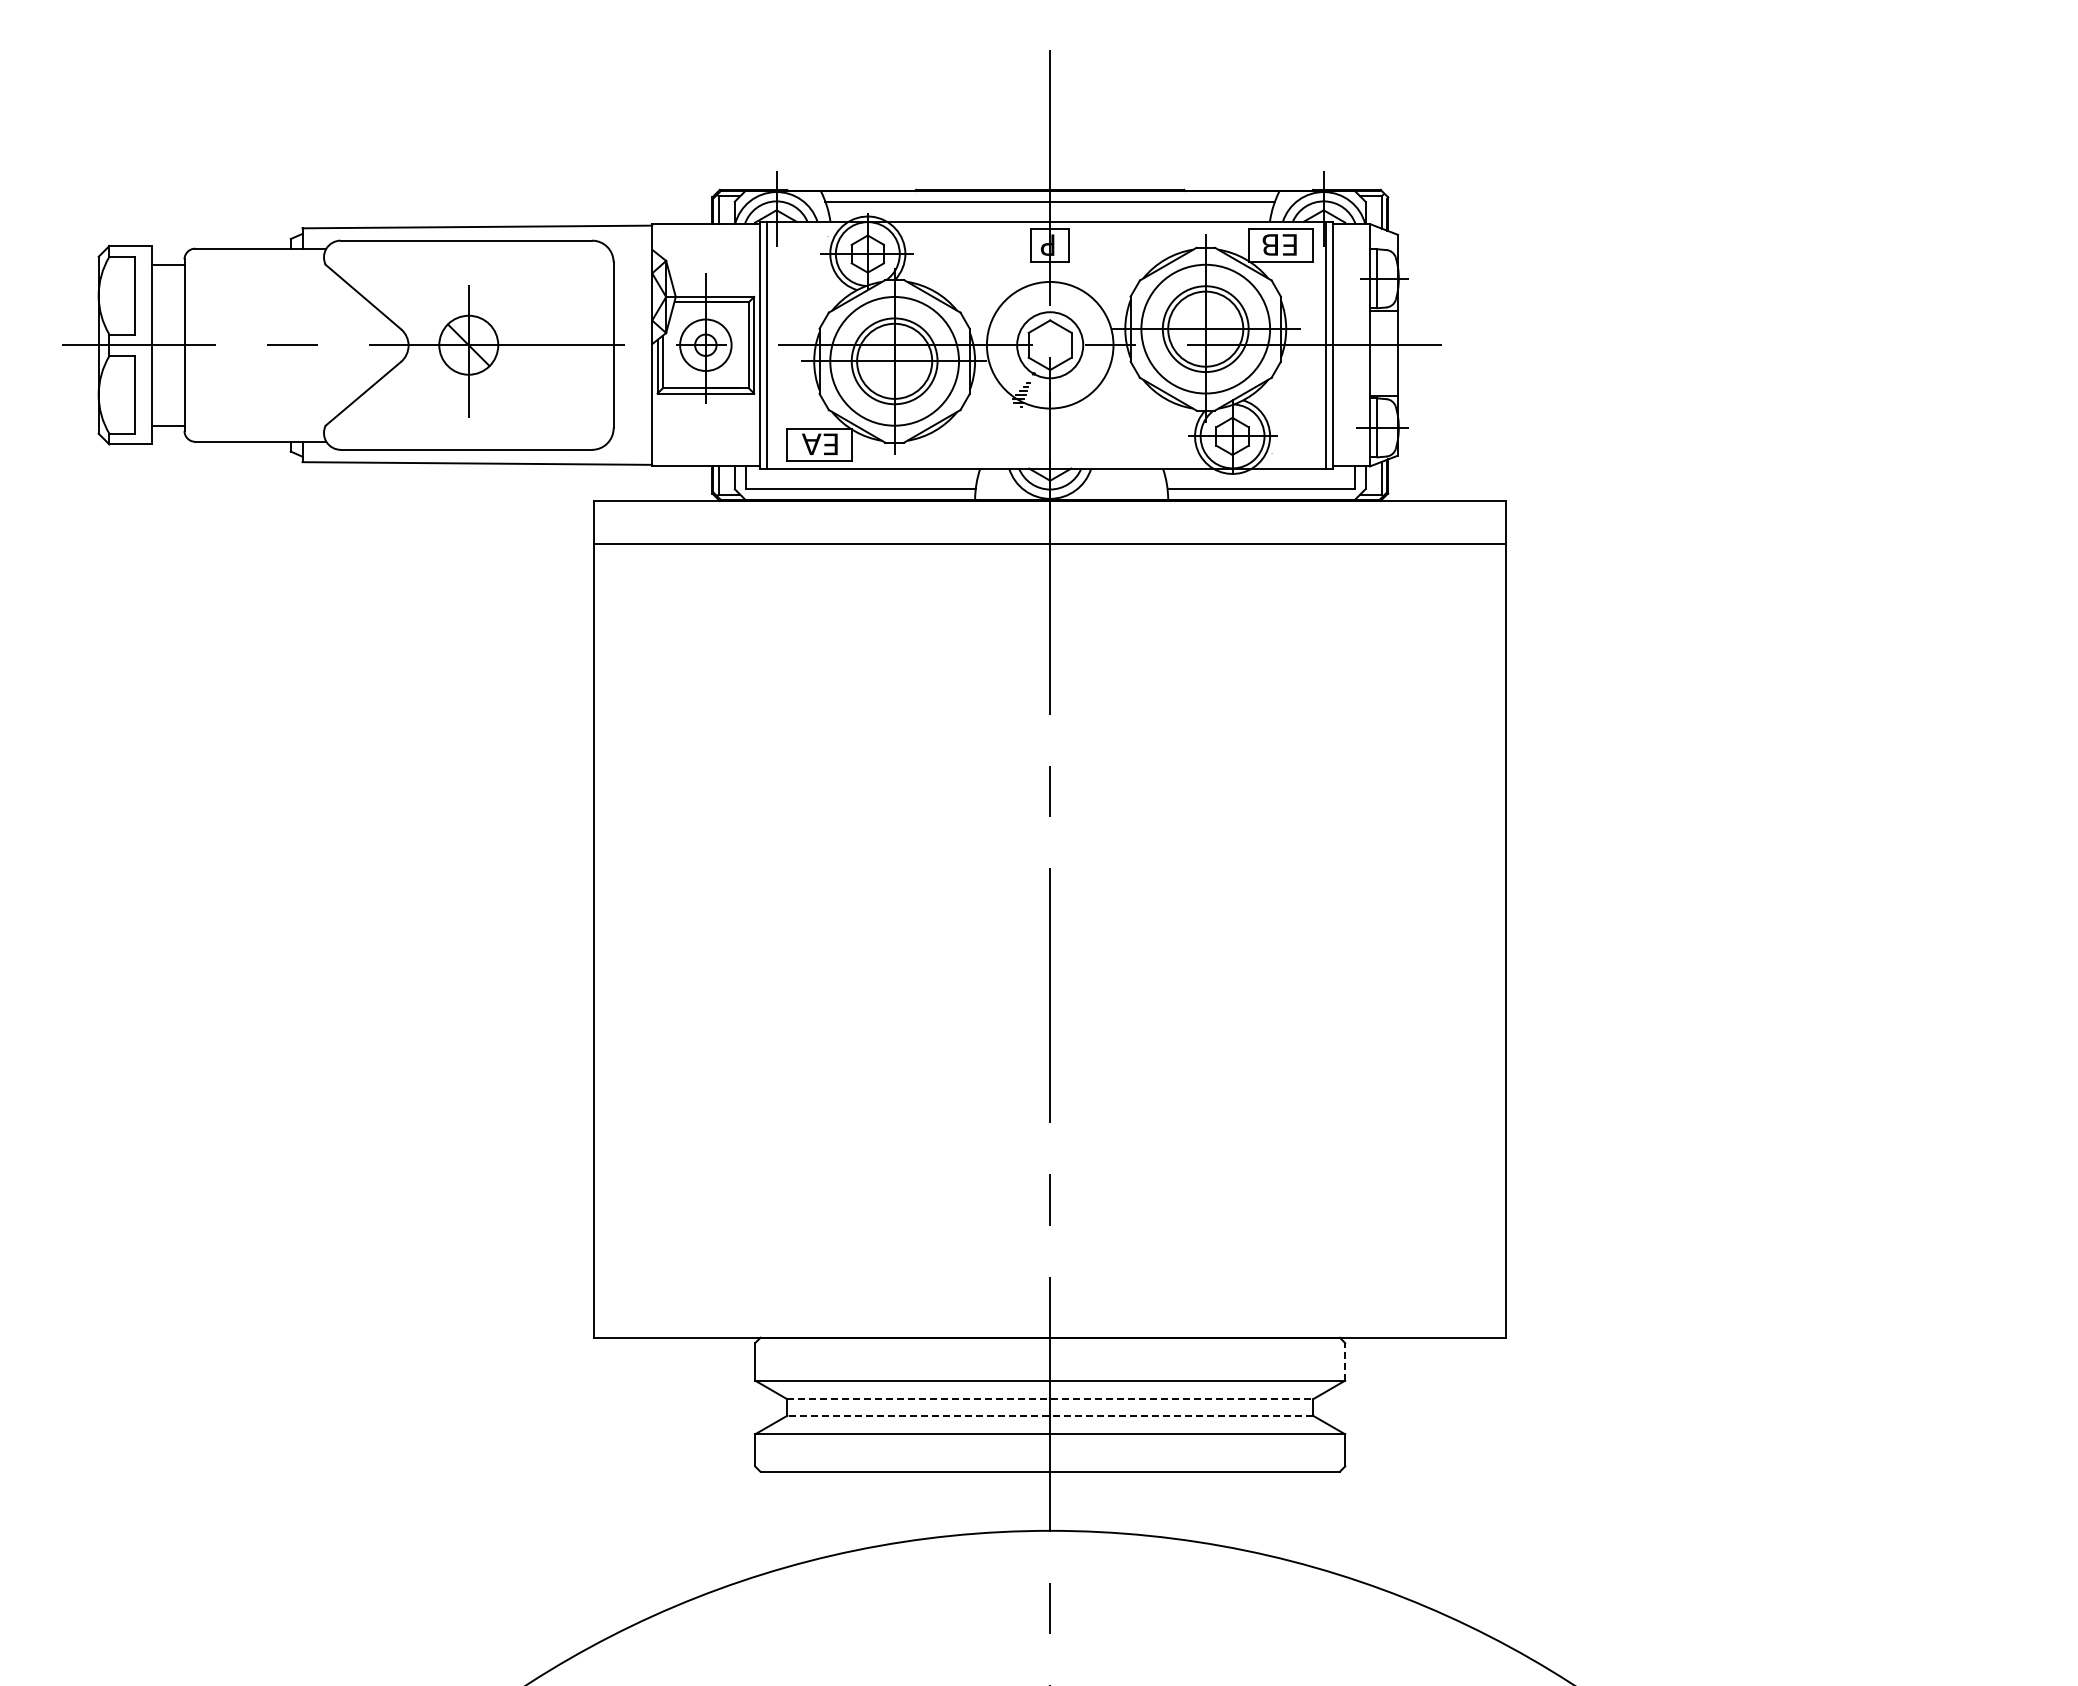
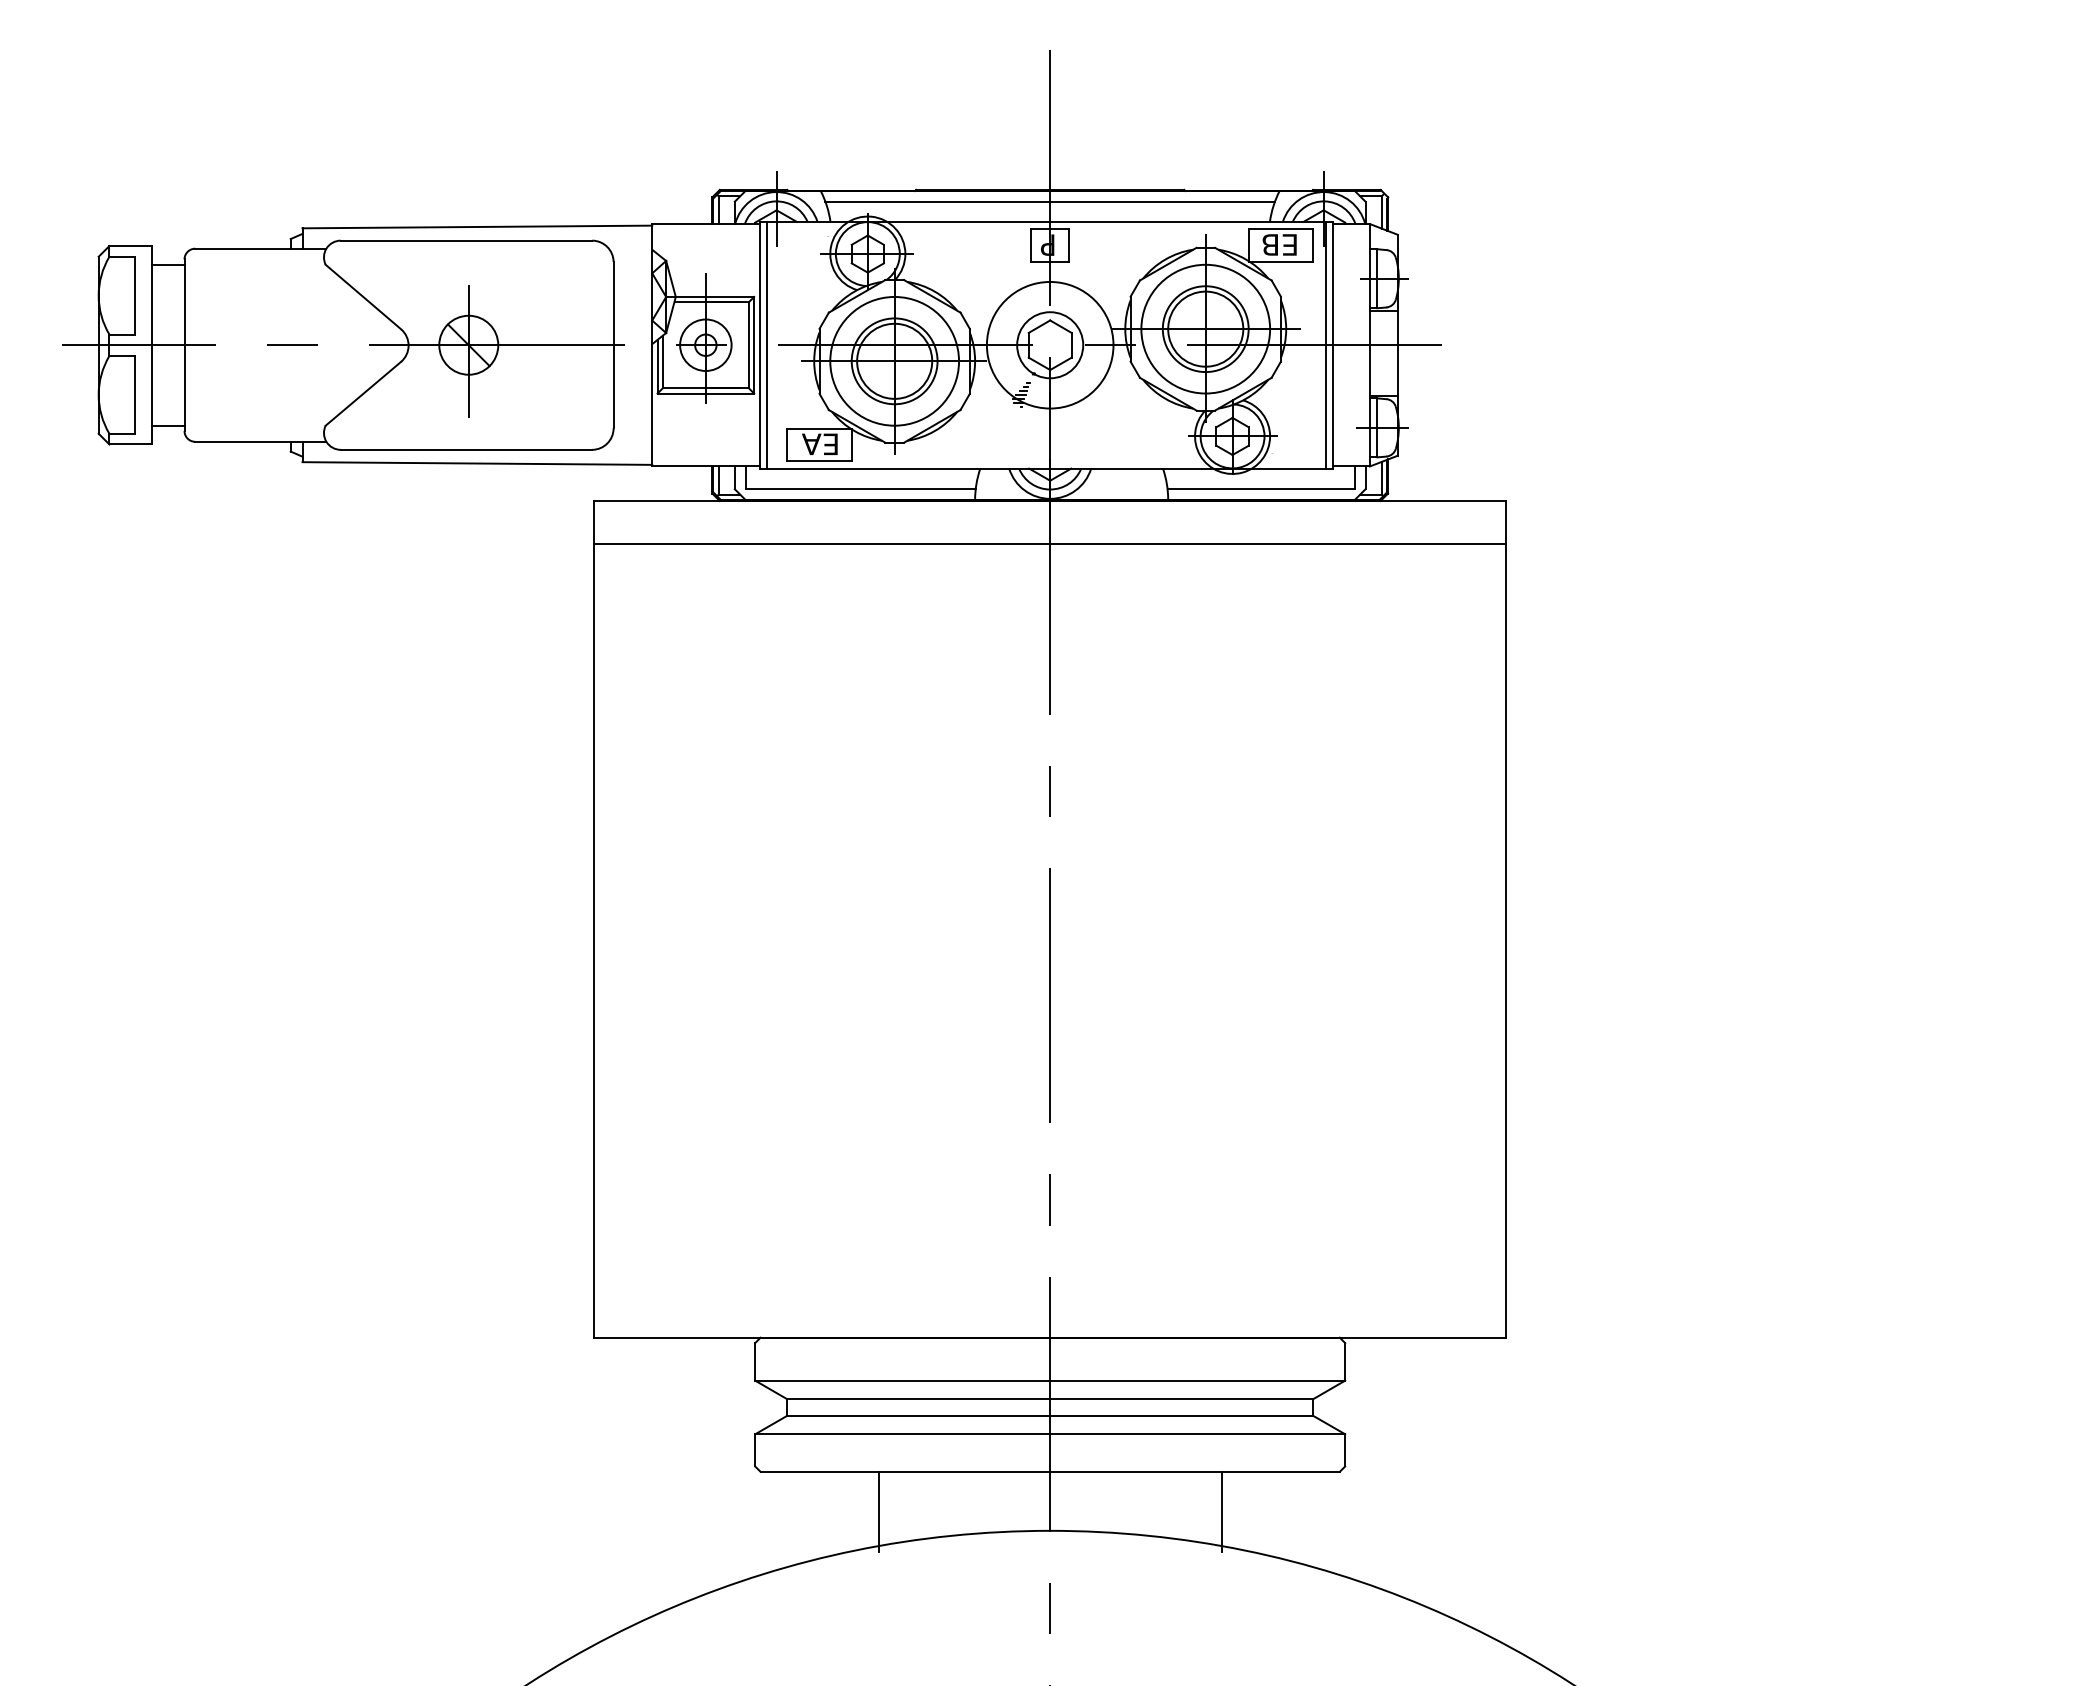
line: dashed -> solid (1345, 1361)
line: dashed -> solid (1050, 1399)
line: dashed -> solid (1050, 1415)
line: none -> present (878, 1511)
line: none -> present (1221, 1511)
